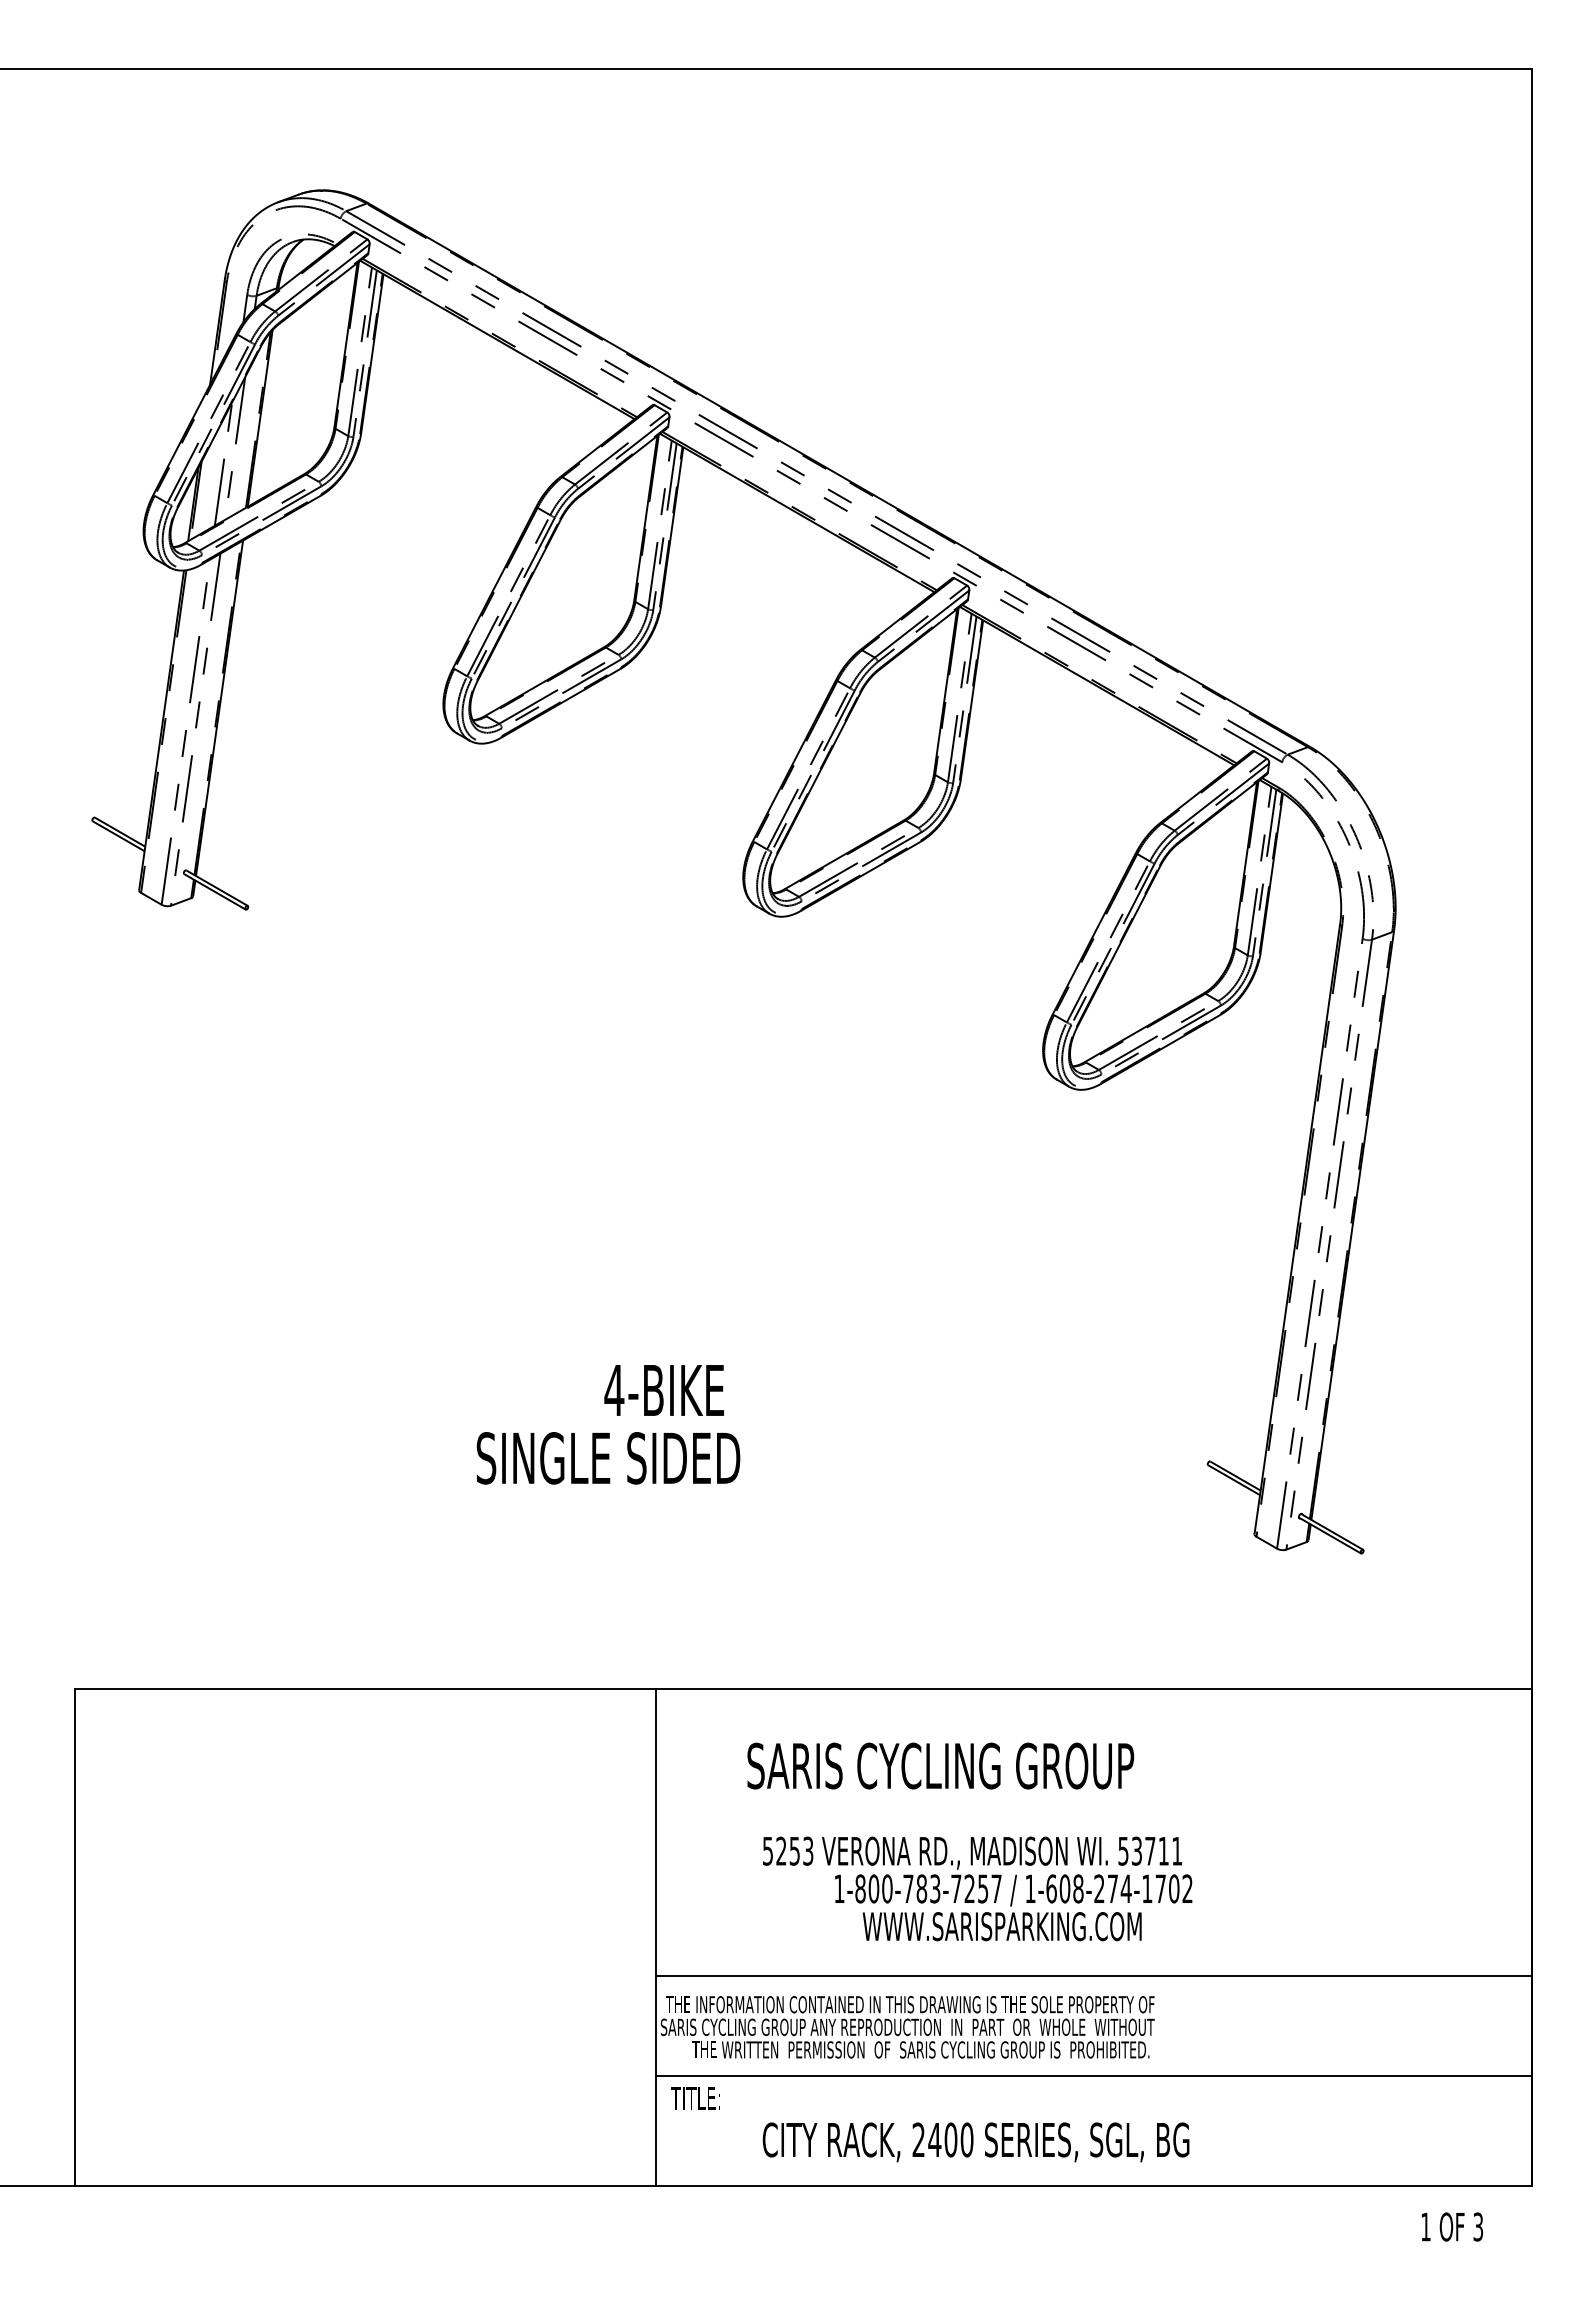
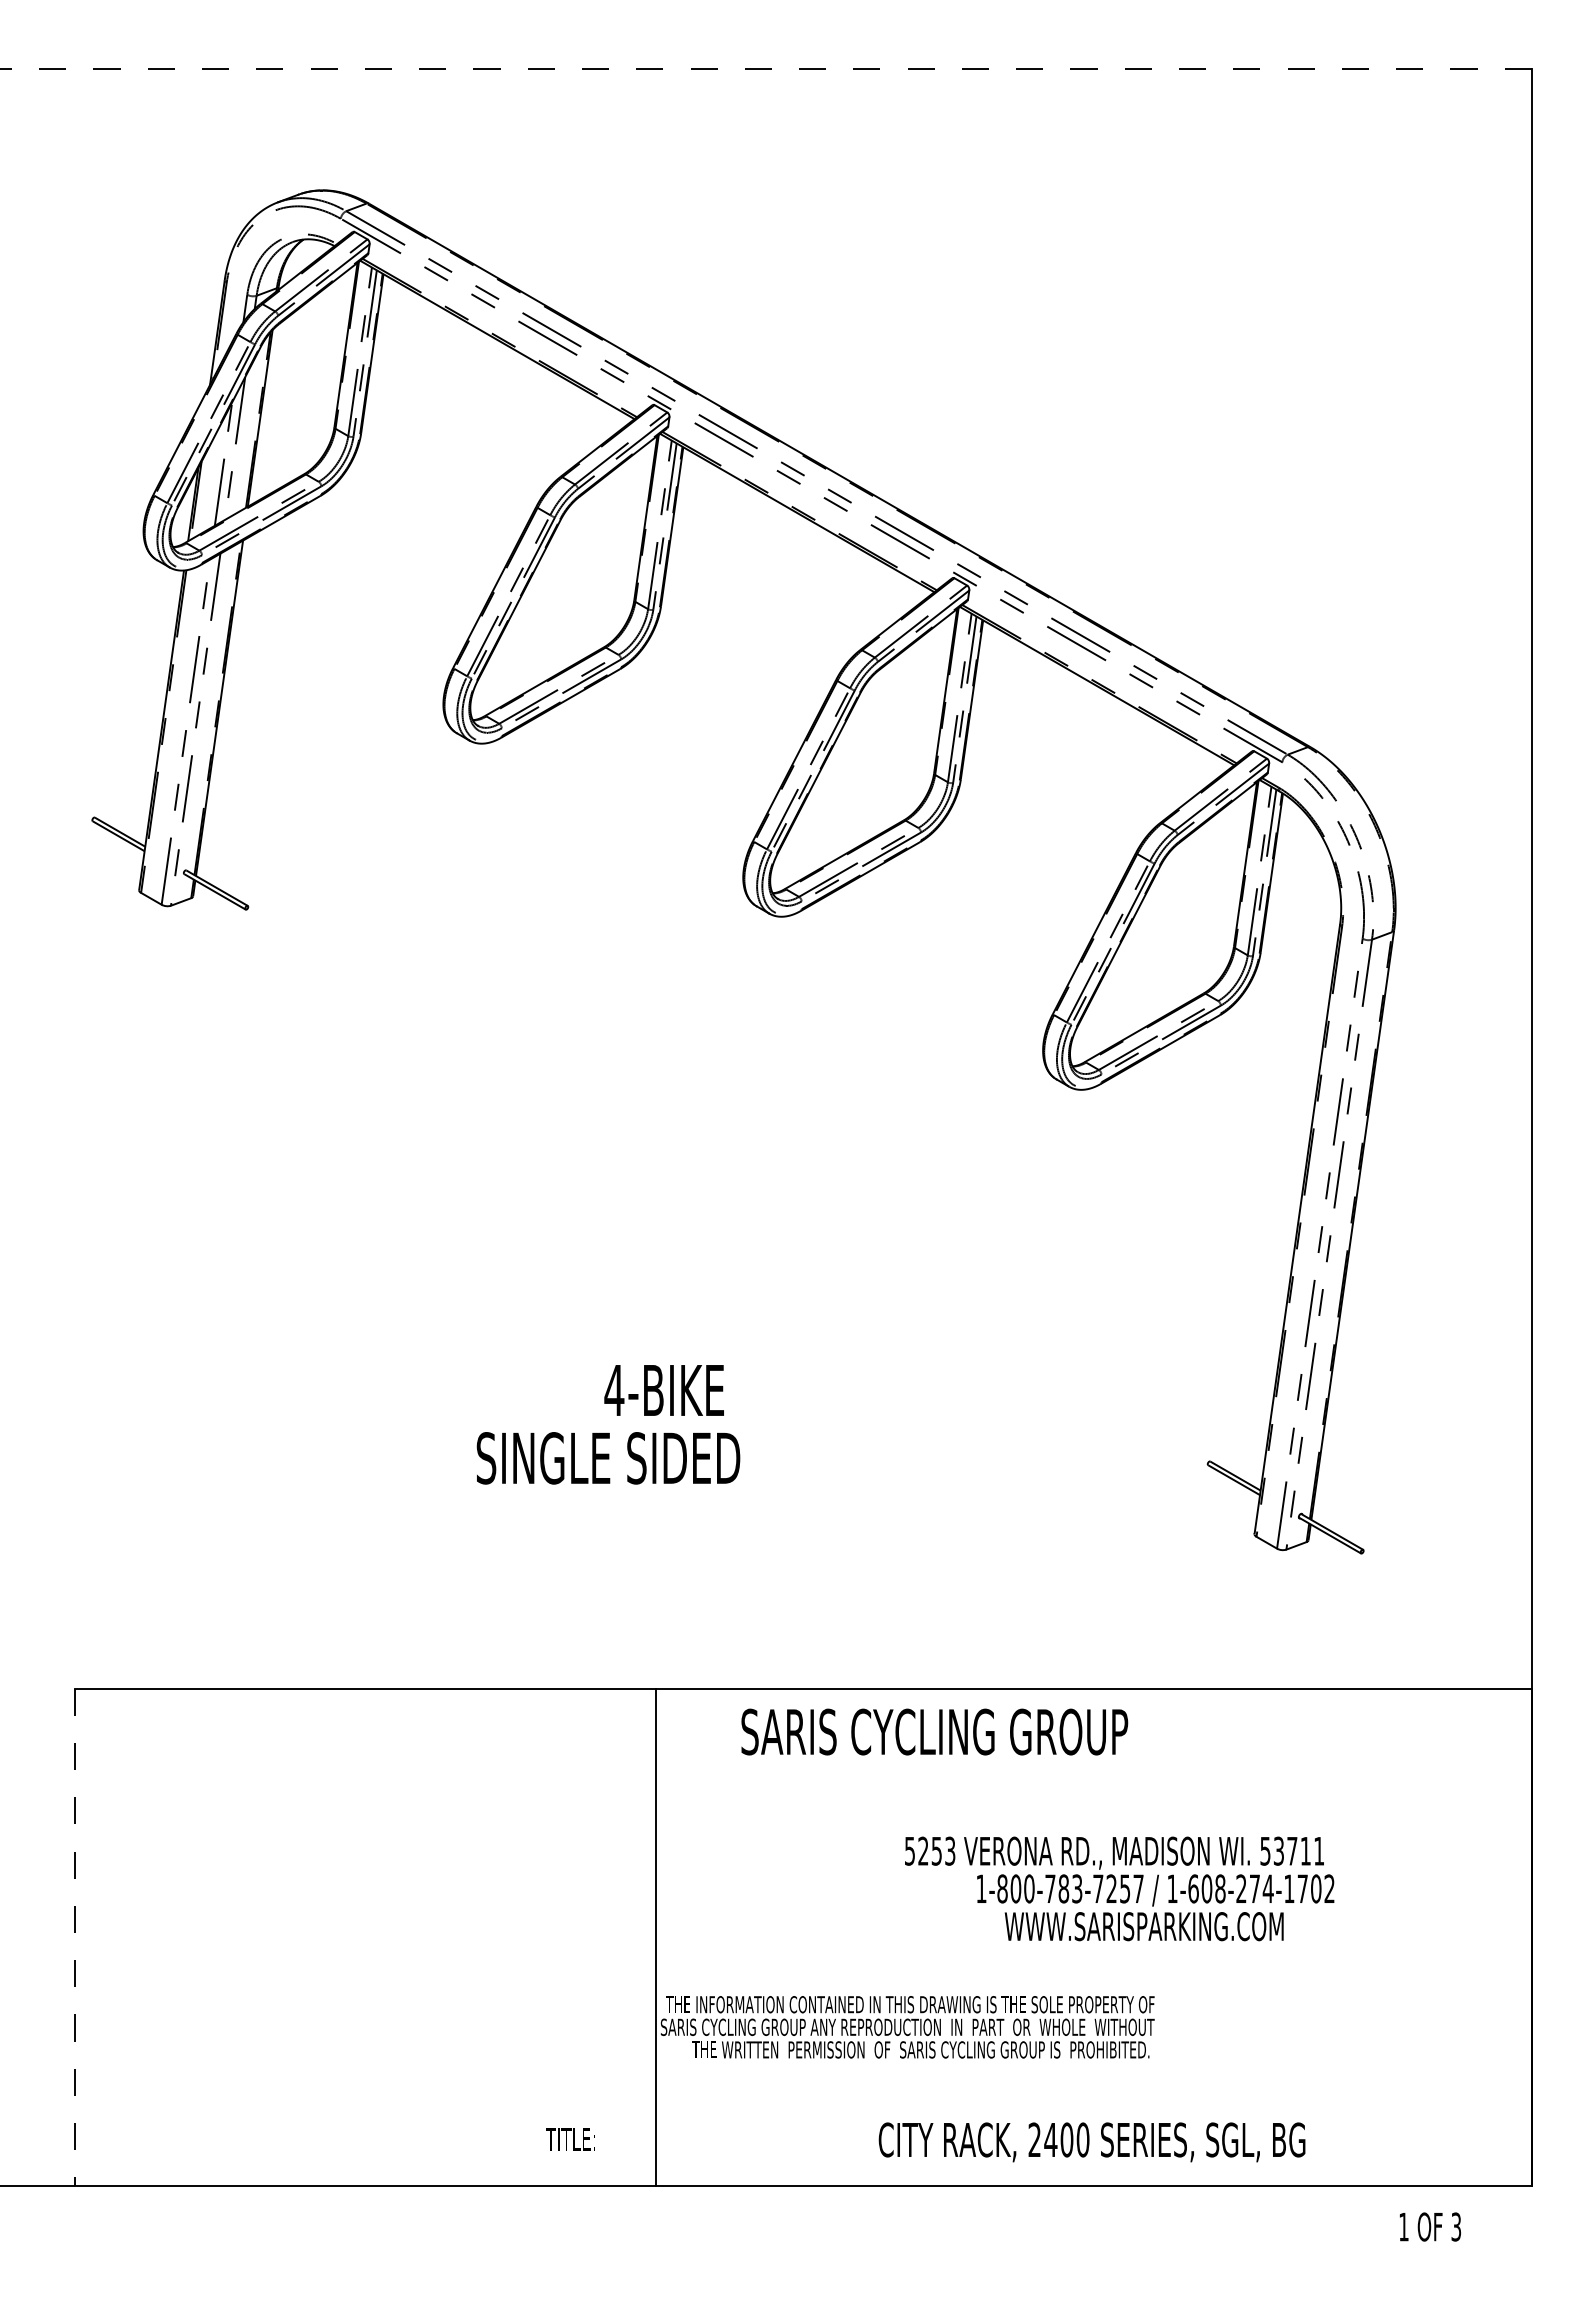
line: solid -> dashed (765, 69)
text position: (940, 1765) -> (934, 1731) (934, 1731)
text position: (977, 1888) -> (1119, 1888) (1119, 1888)
line: solid -> dashed (75, 1937)
line: present -> none (1093, 1975)
line: present -> none (1093, 2076)
text position: (695, 2098) -> (570, 2139) (570, 2139)
text position: (975, 2142) -> (1091, 2142) (1091, 2142)
text position: (1452, 2226) -> (1430, 2226) (1430, 2226)
